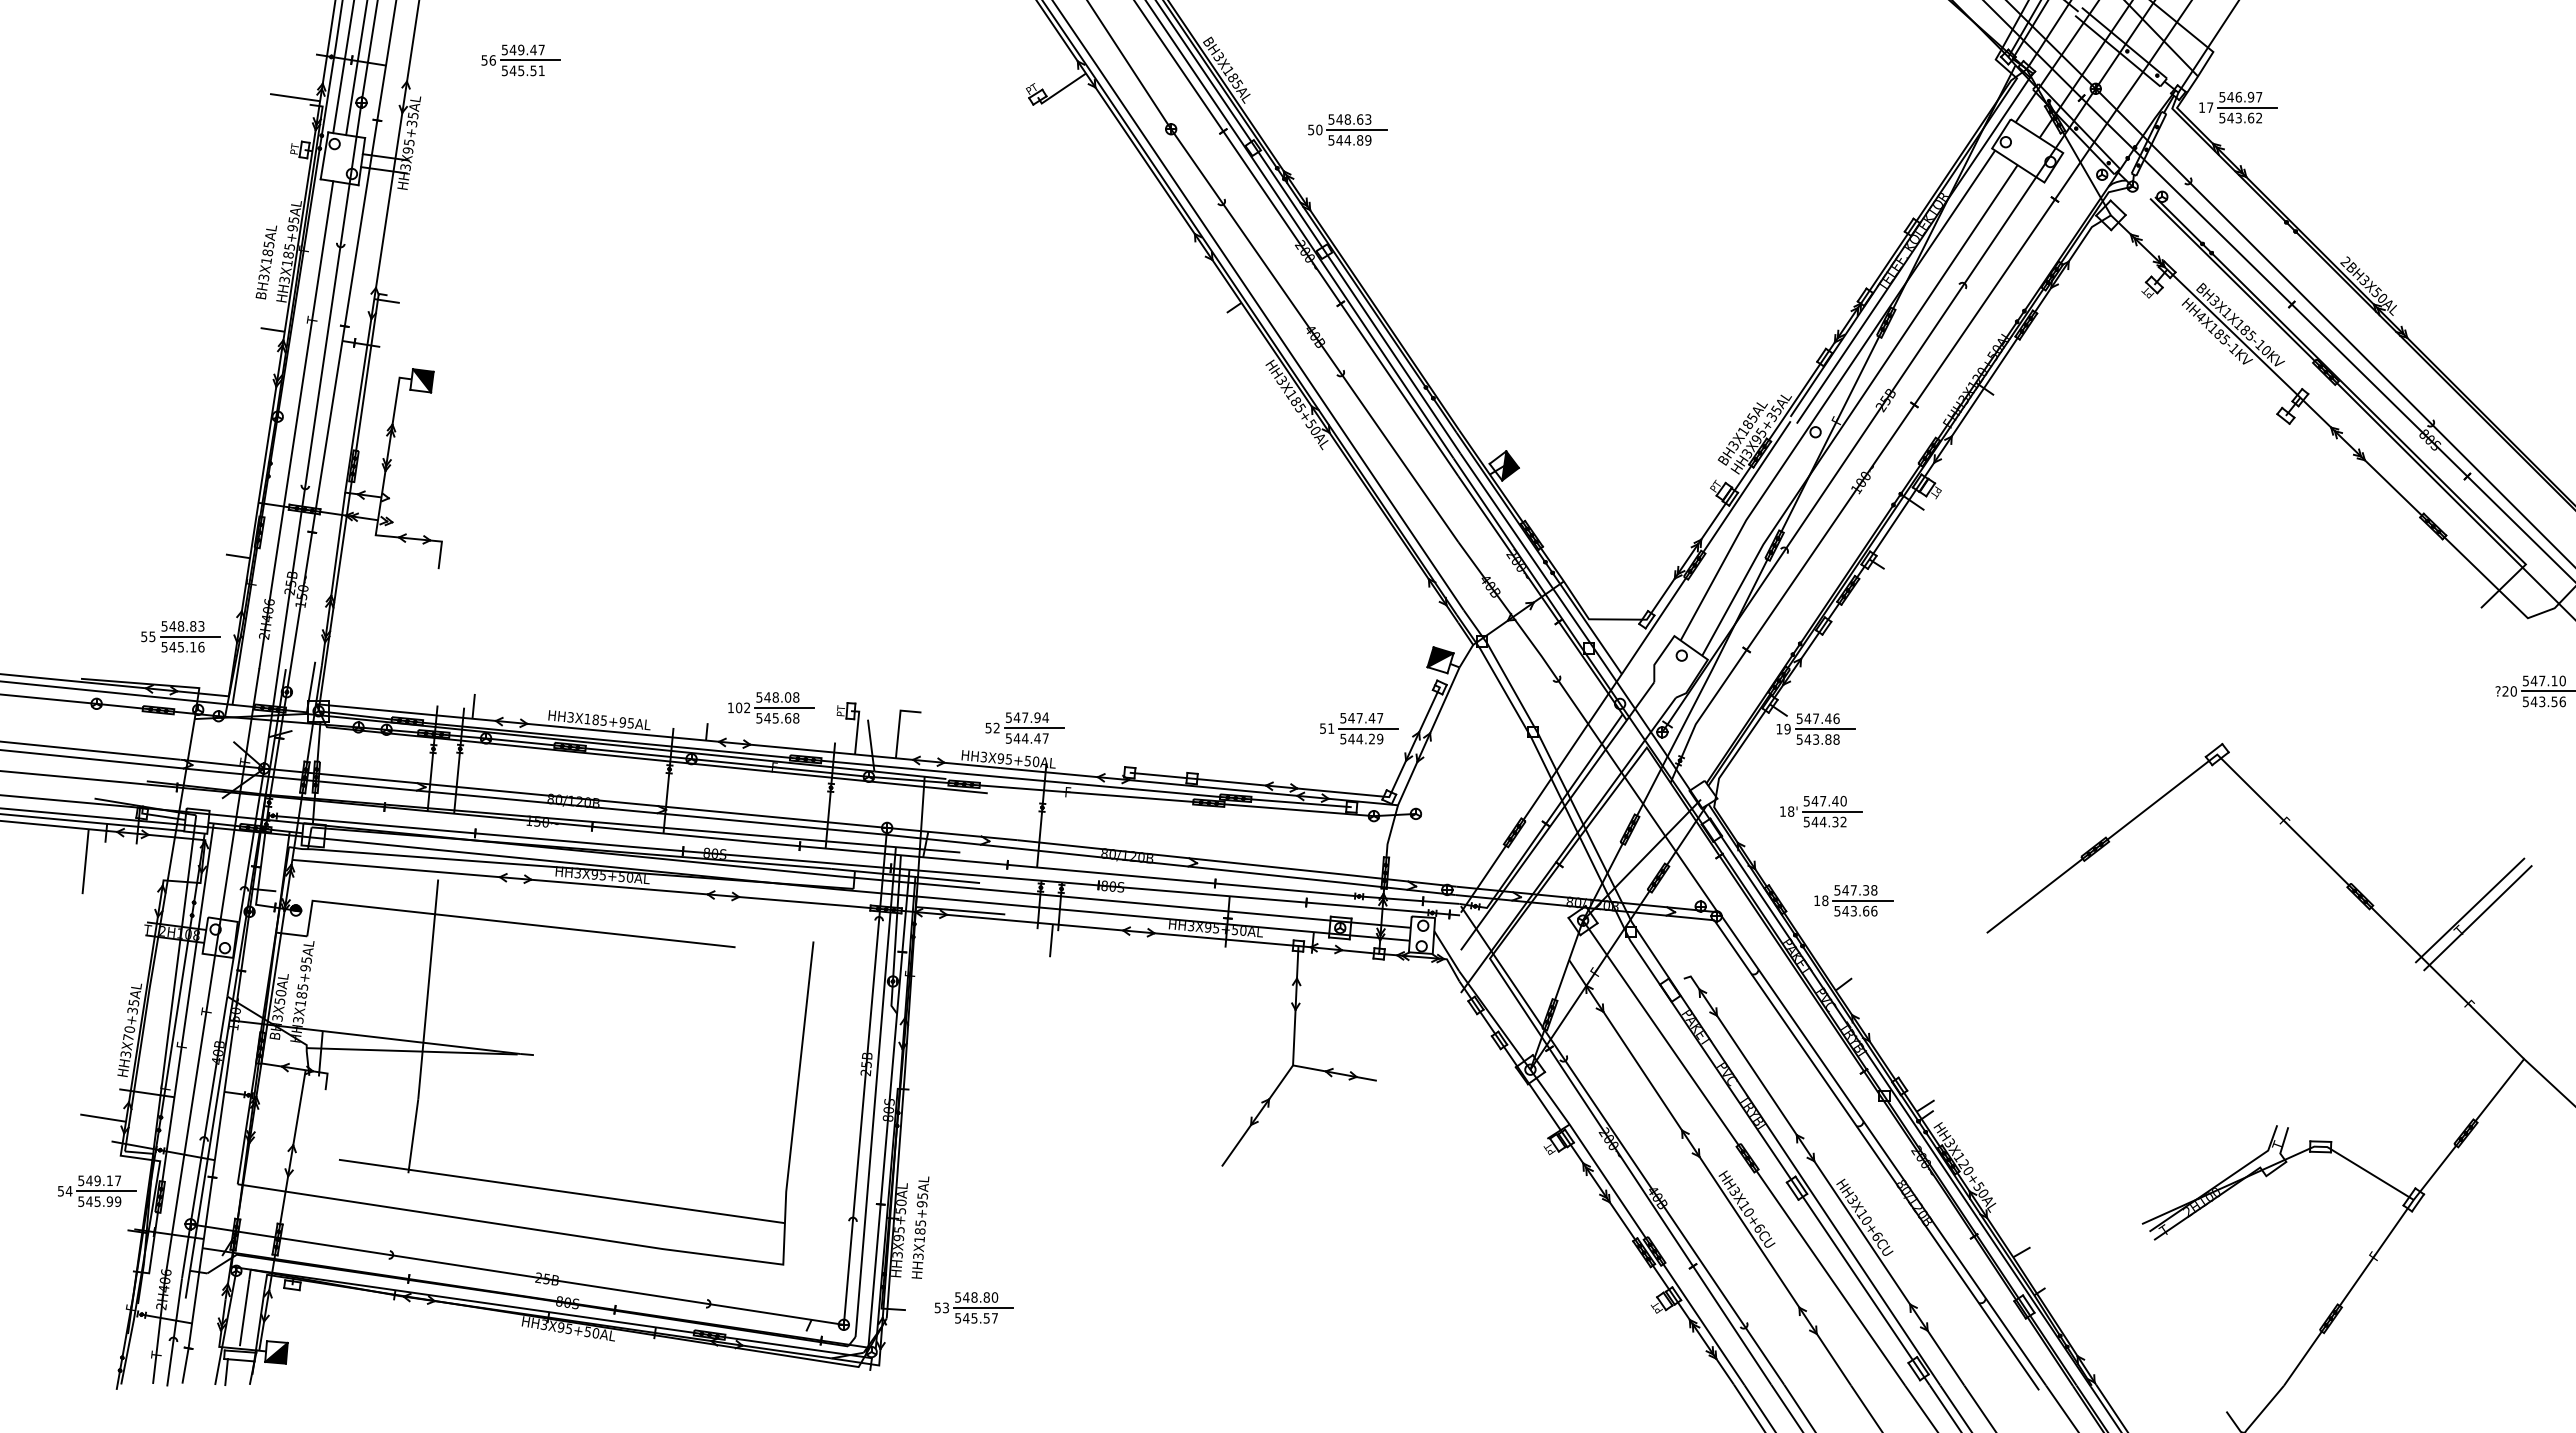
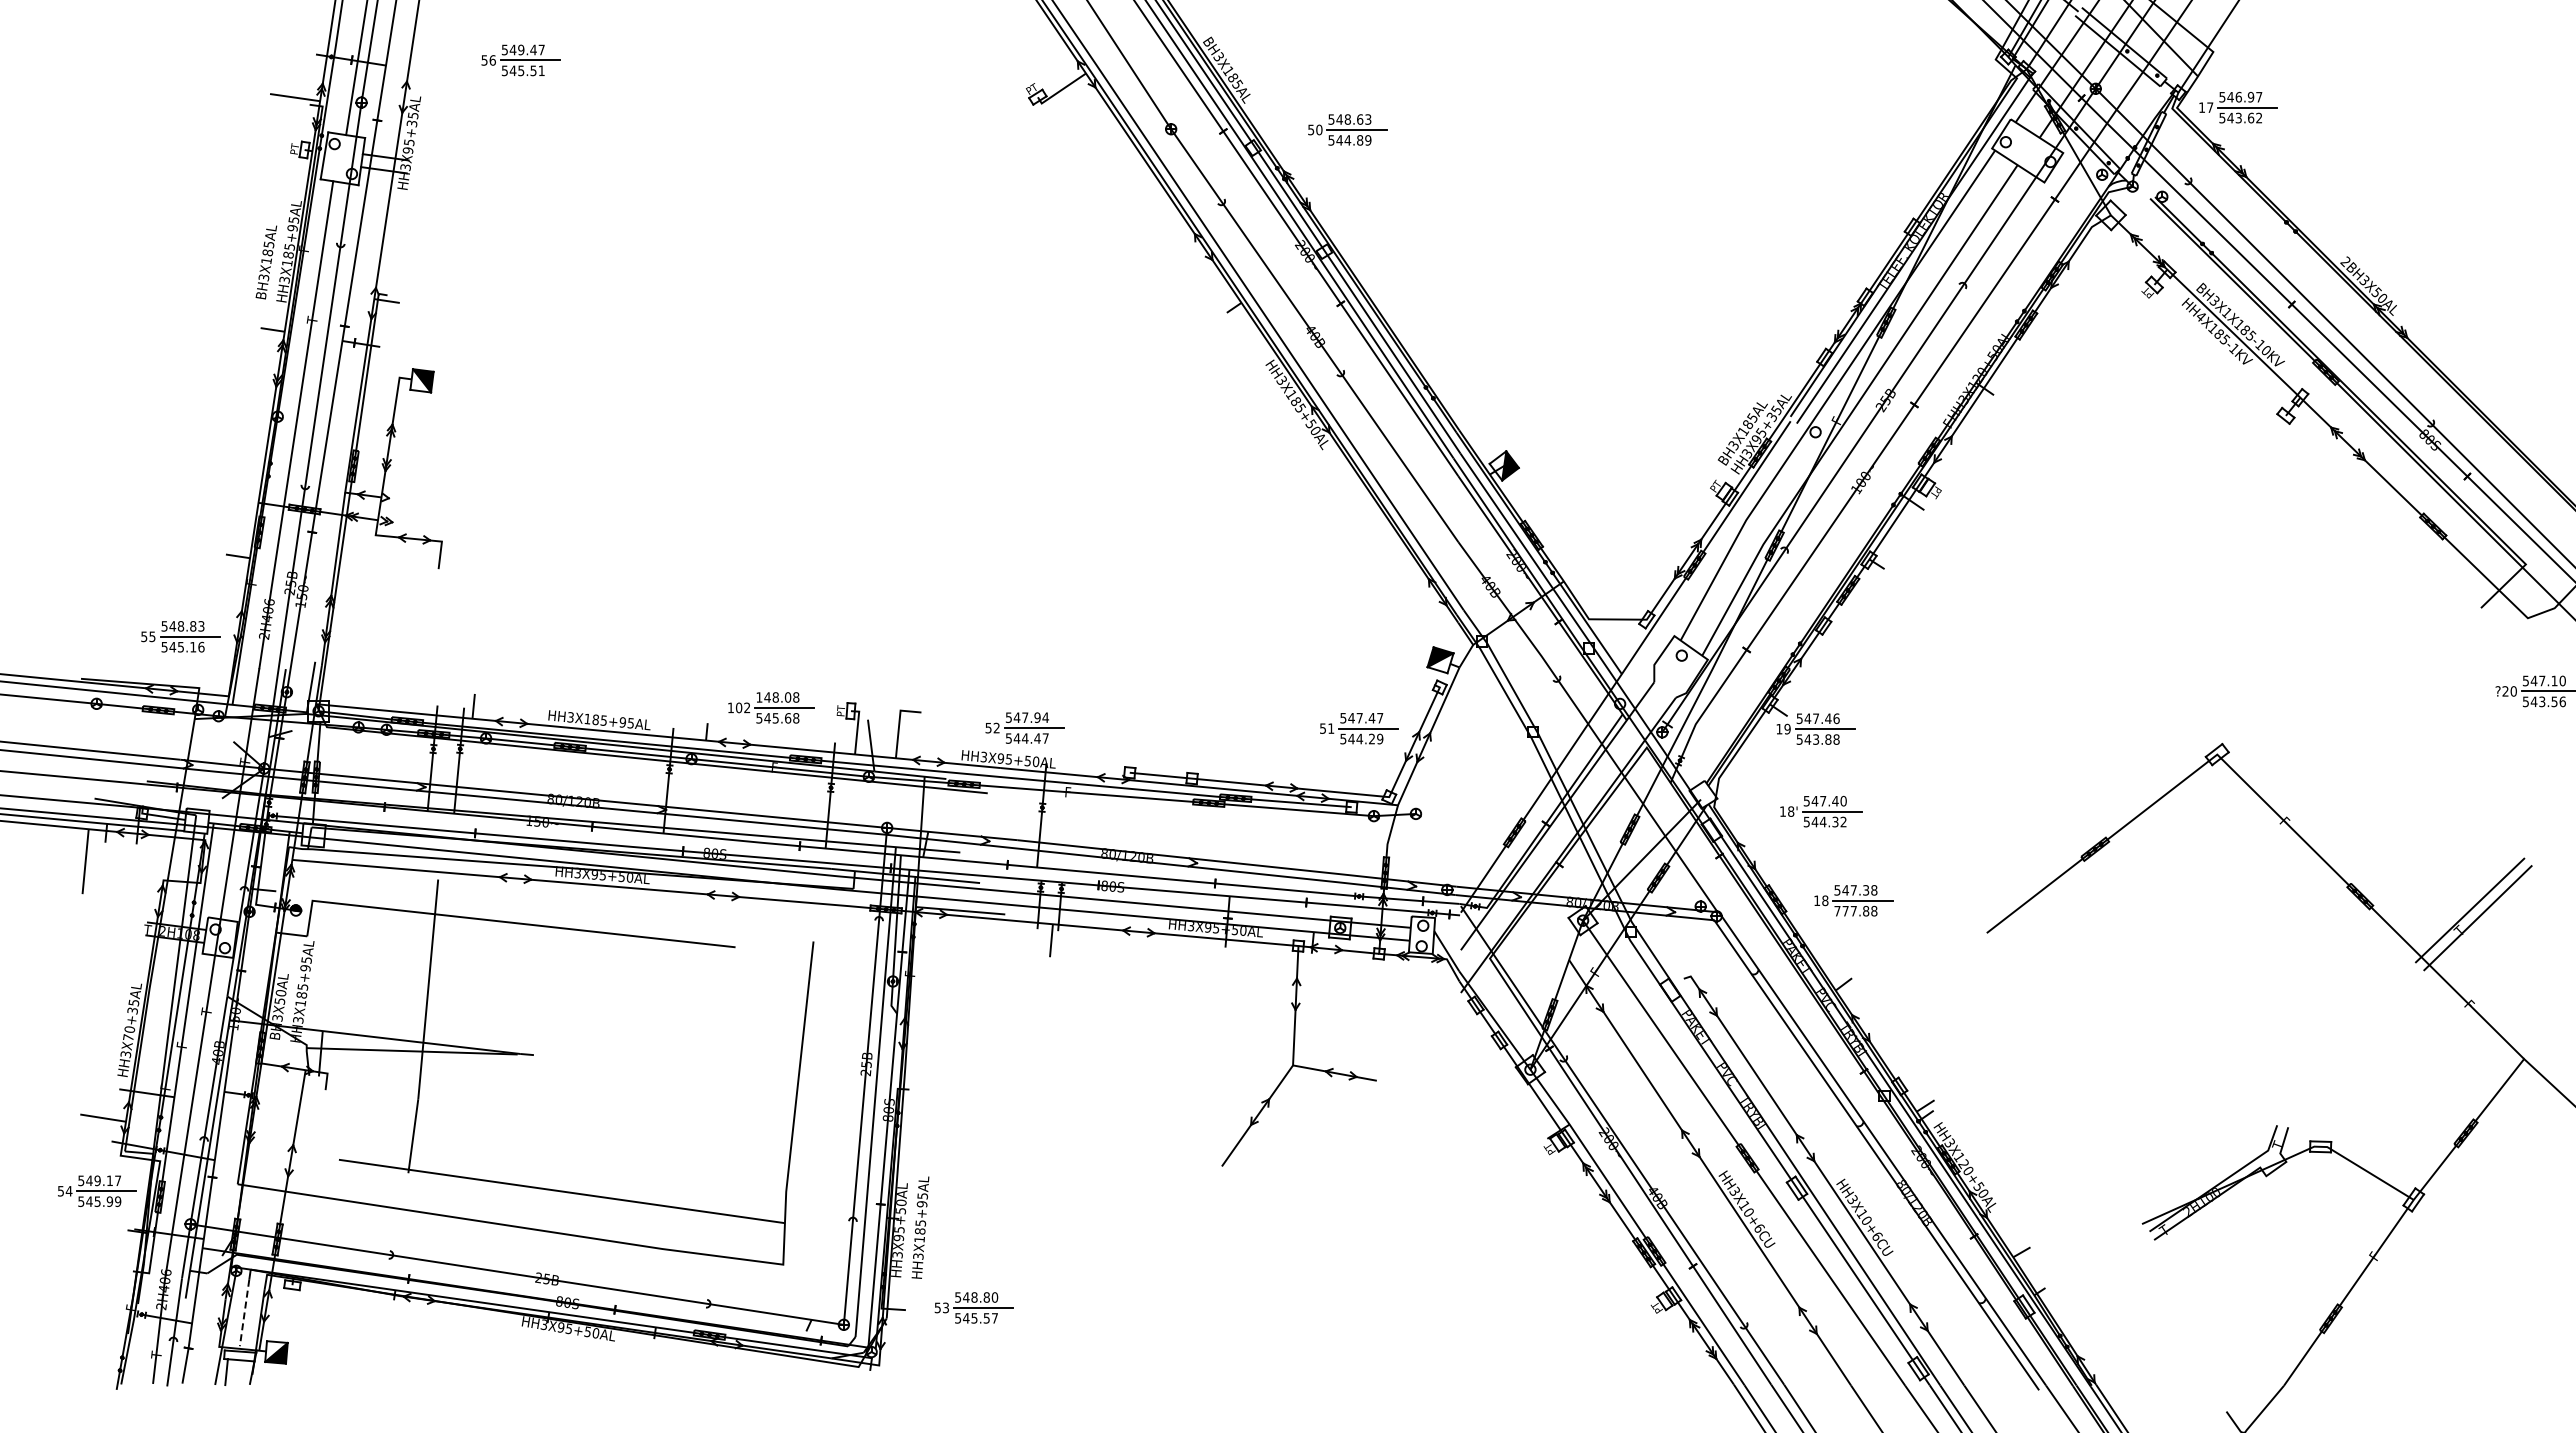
line: present -> none (343, 67)
text: 548.08 -> 148.08 (759, 697)
text: 543.66 -> 777.88 (1855, 910)
line: solid -> dashed (244, 1313)
